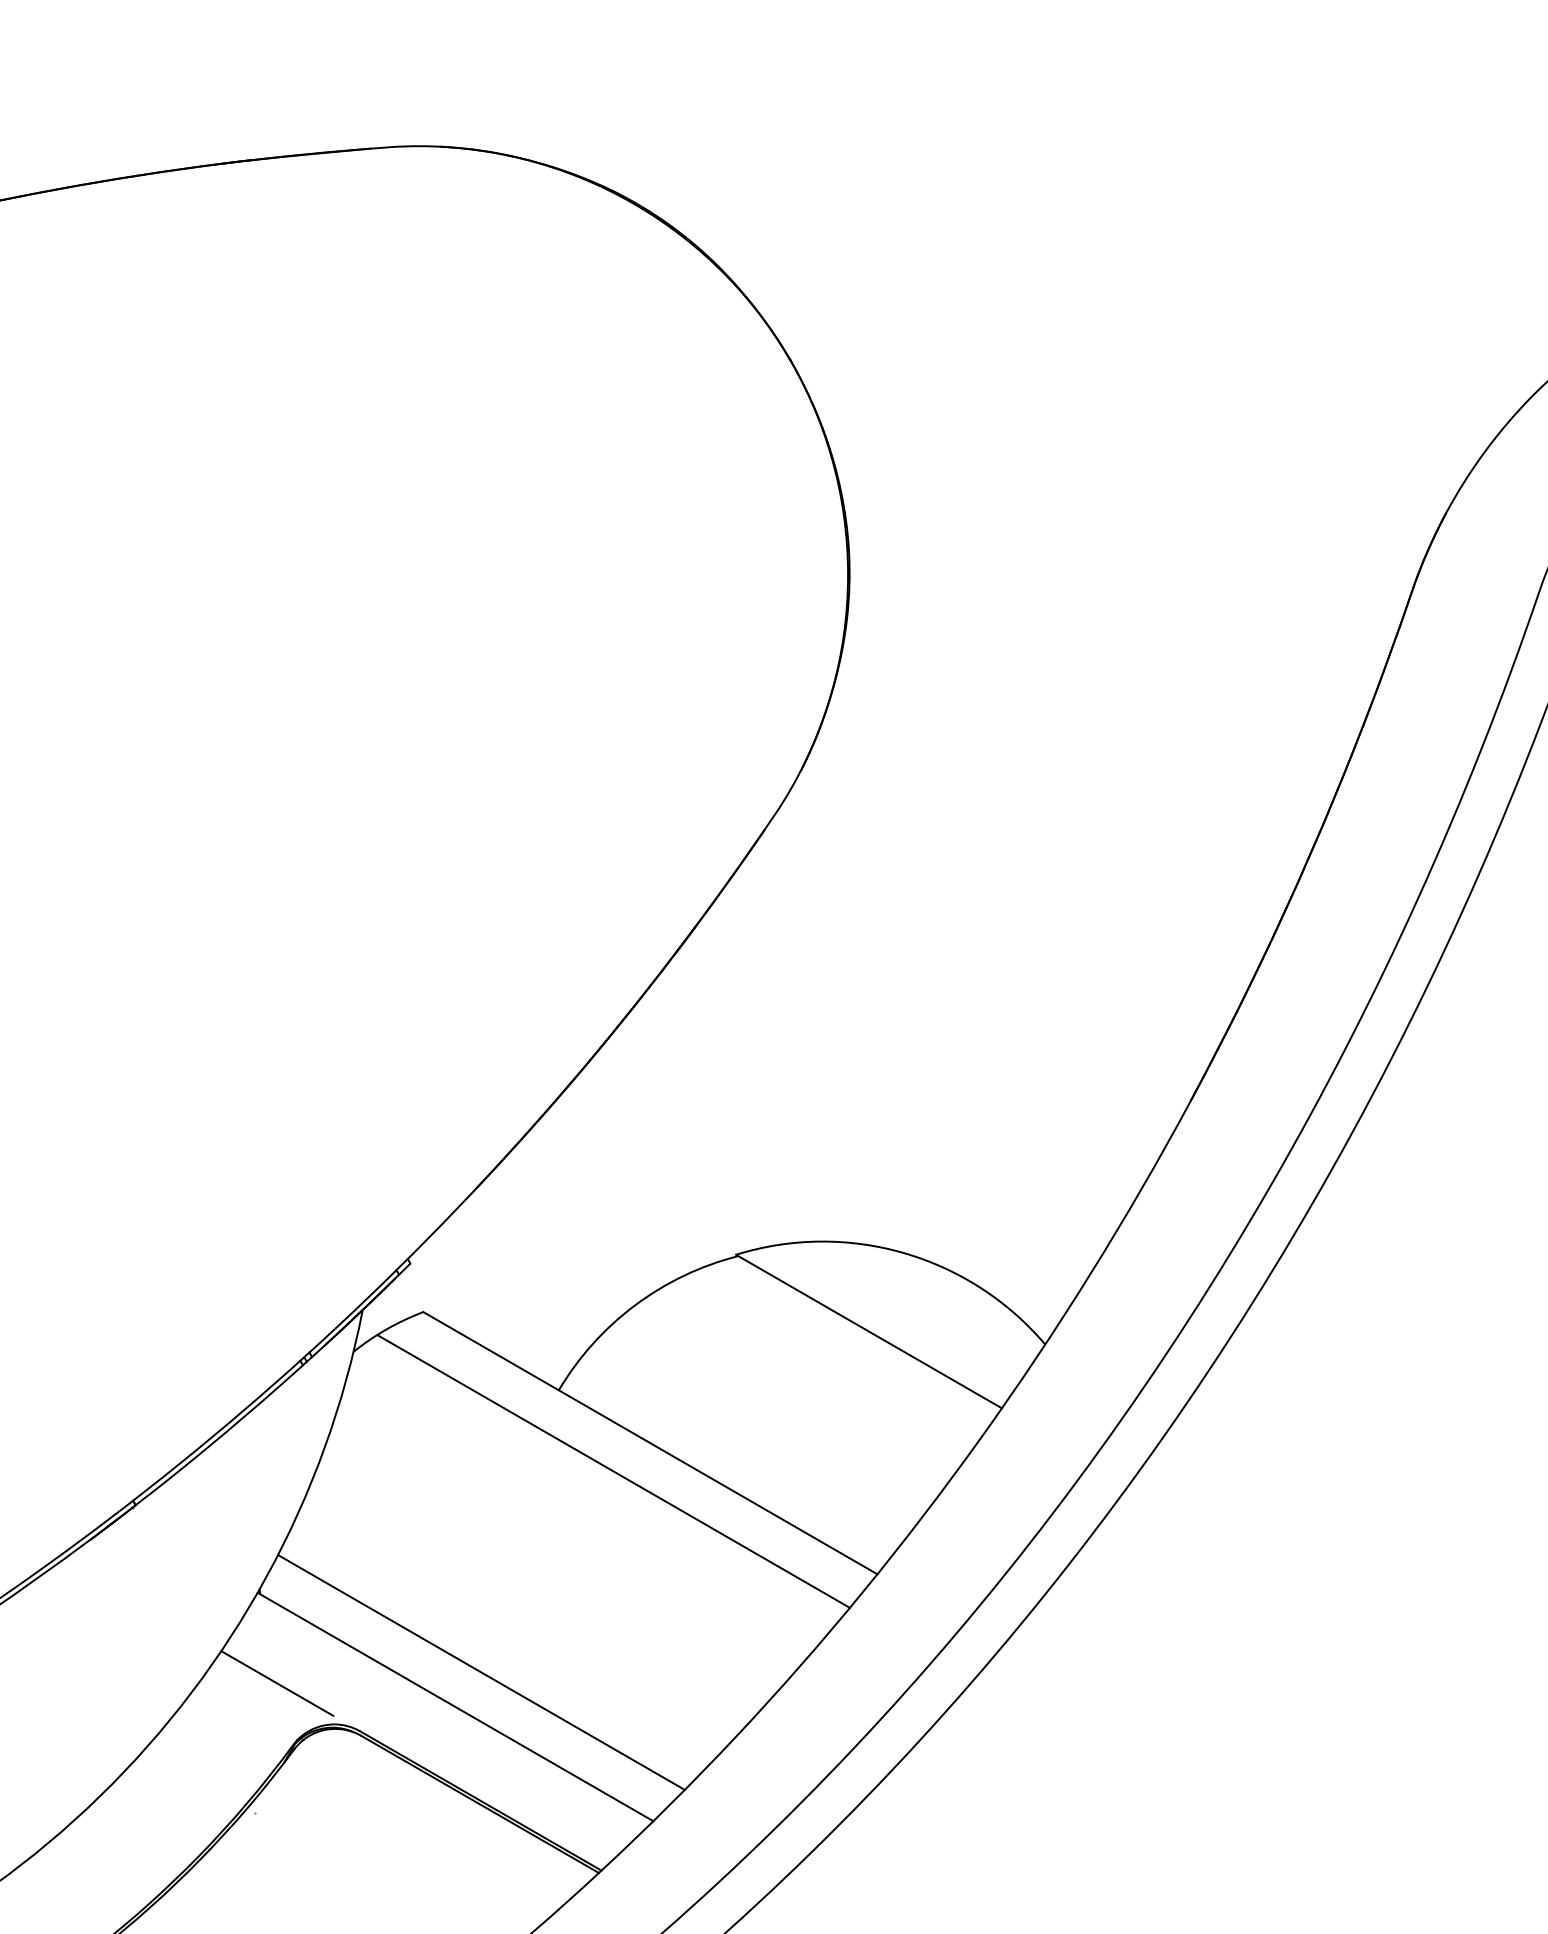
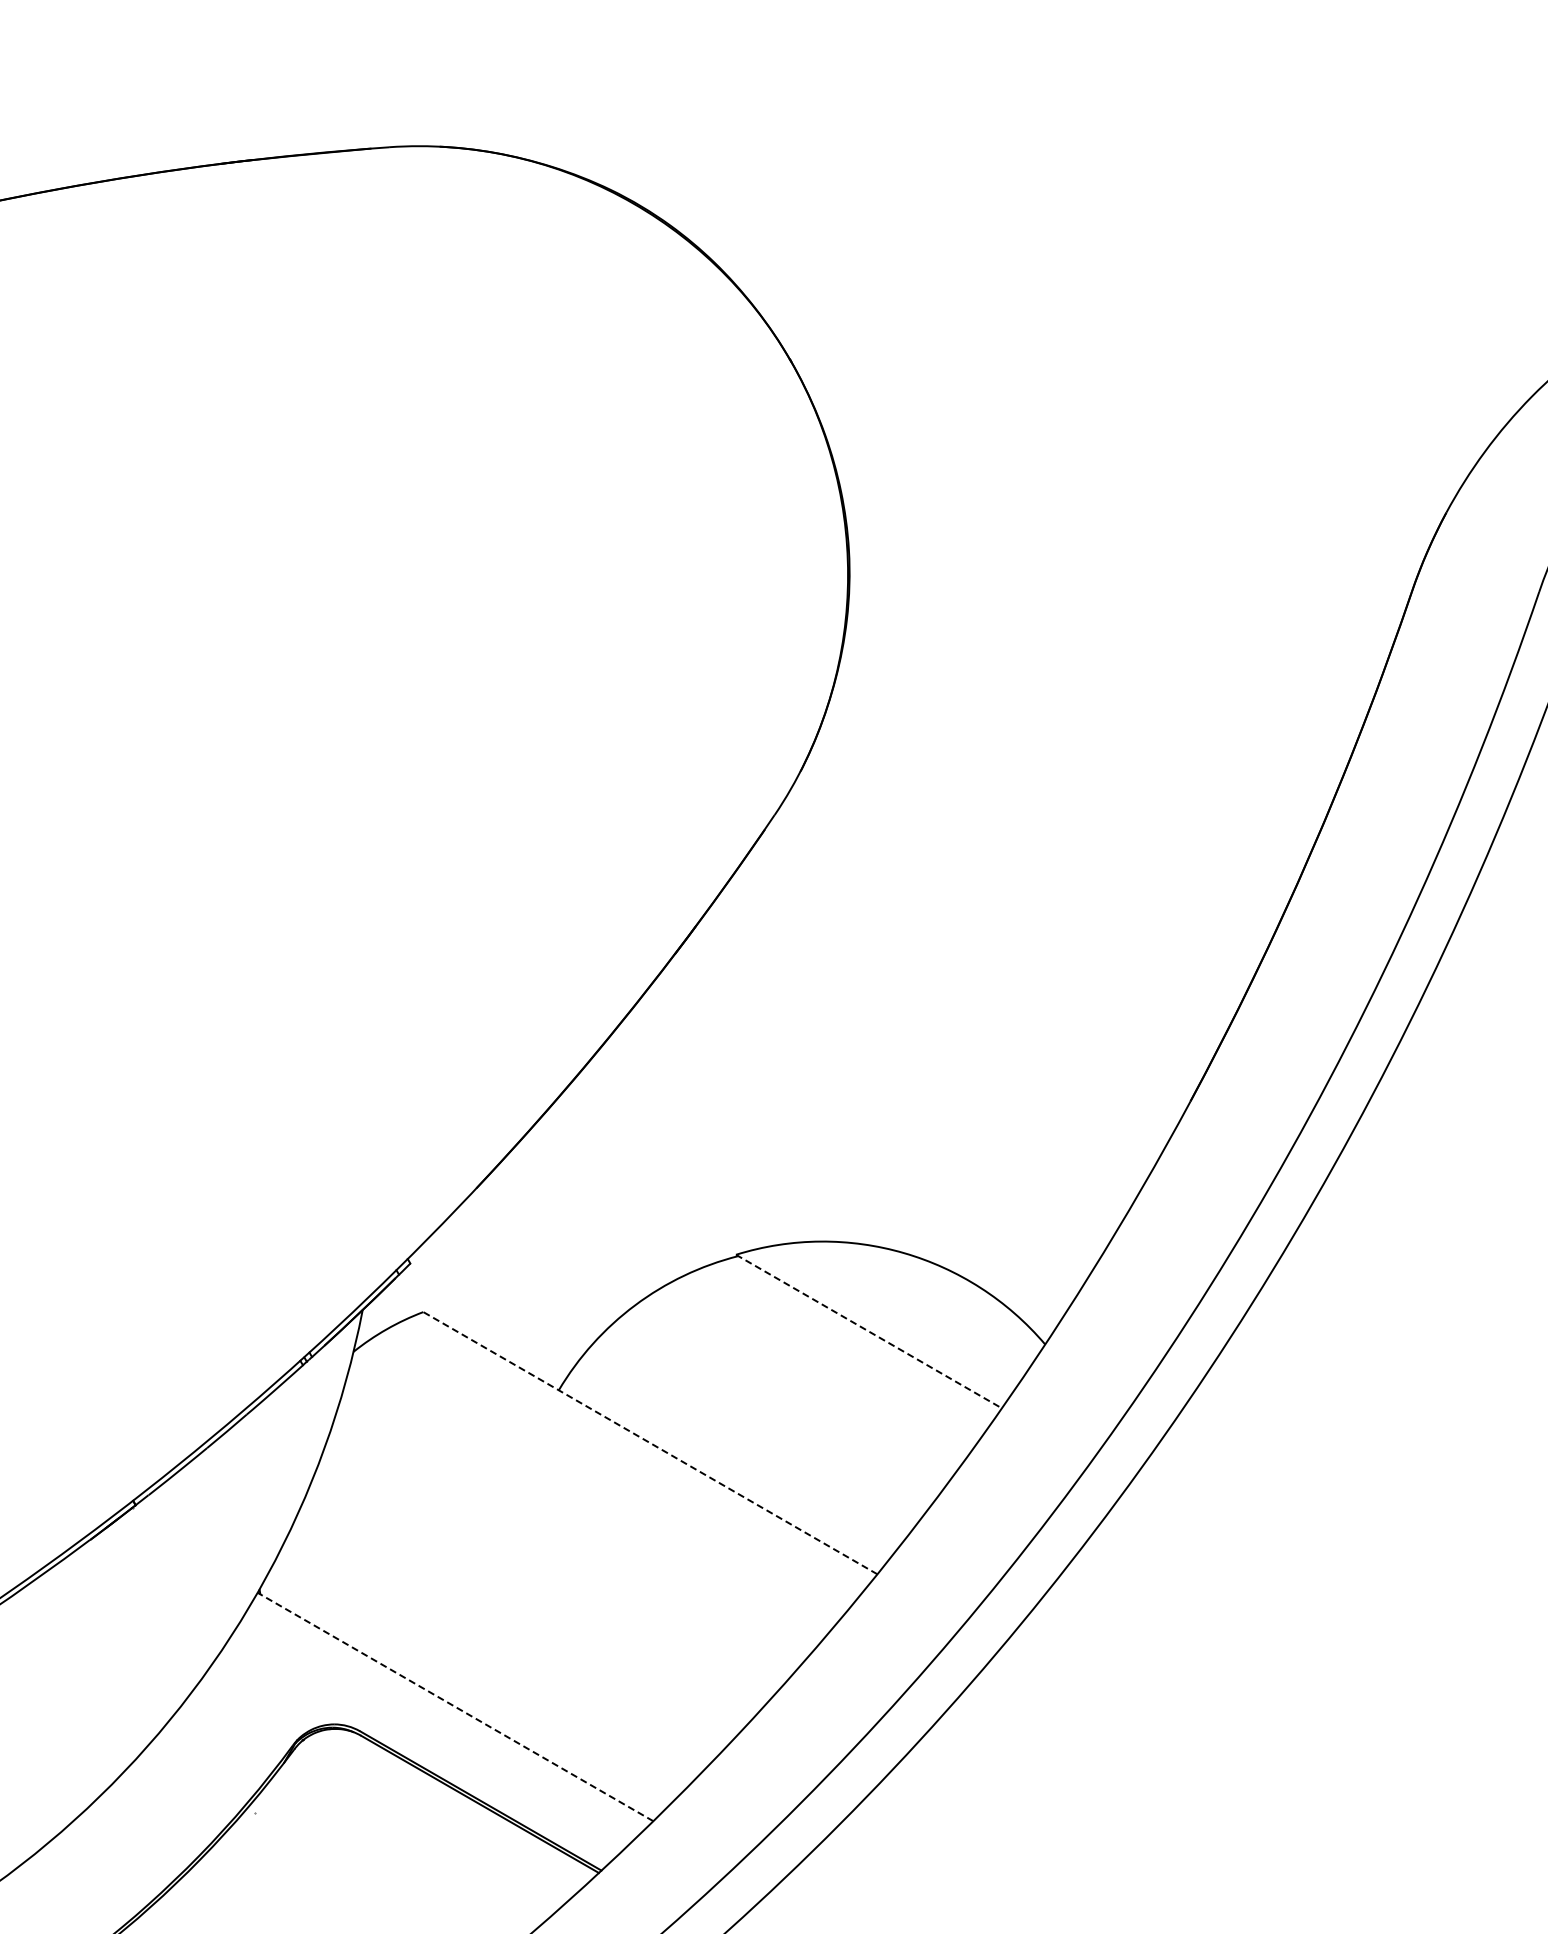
line: solid -> dashed (869, 1331)
line: solid -> dashed (649, 1442)
line: present -> none (613, 1471)
line: present -> none (481, 1672)
line: present -> none (277, 1683)
line: solid -> dashed (455, 1706)
